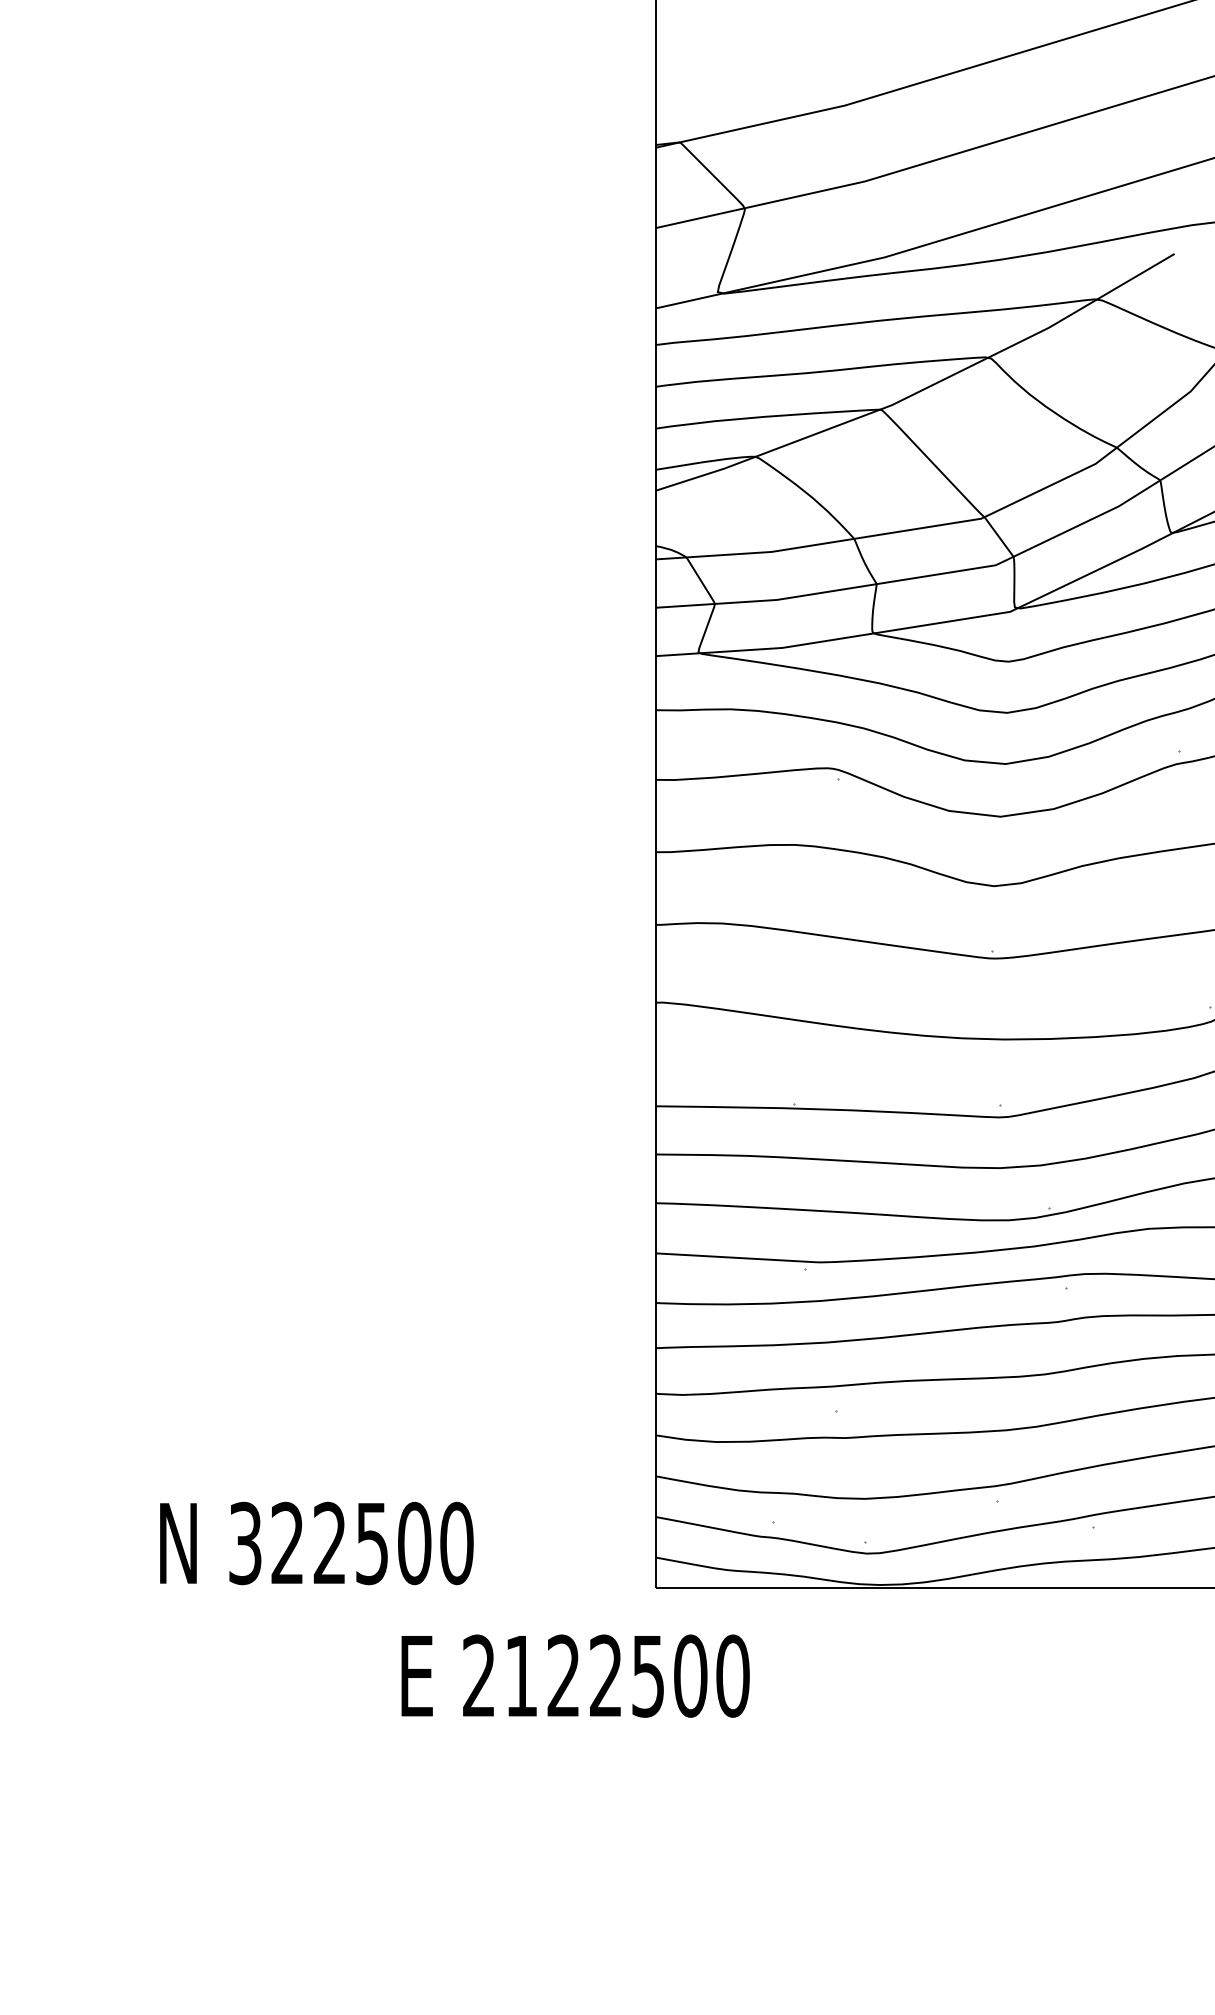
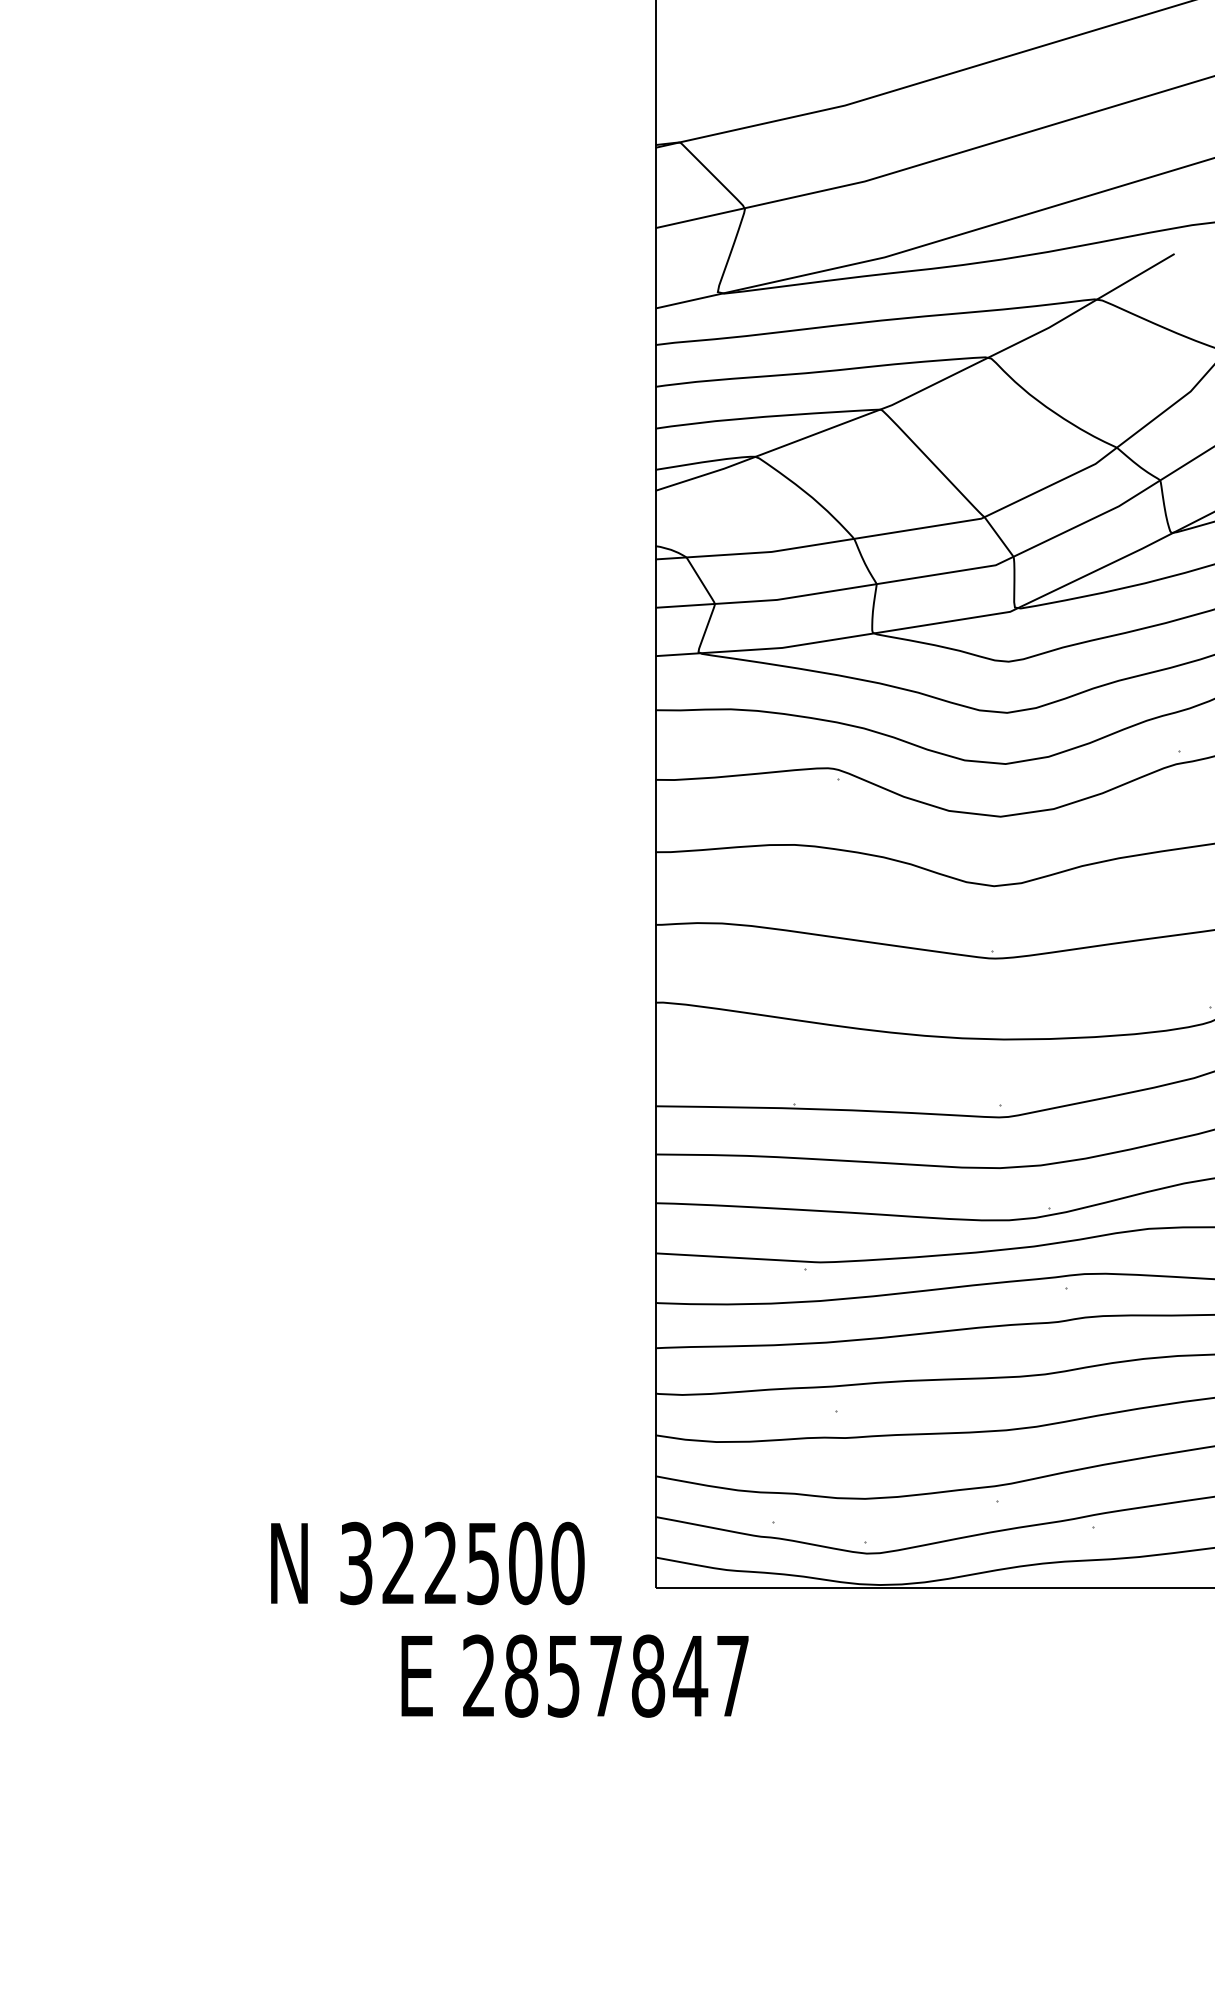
text position: (316, 1543) -> (427, 1563) (427, 1563)
text: 2122500 -> 2857847 (627, 1675)
